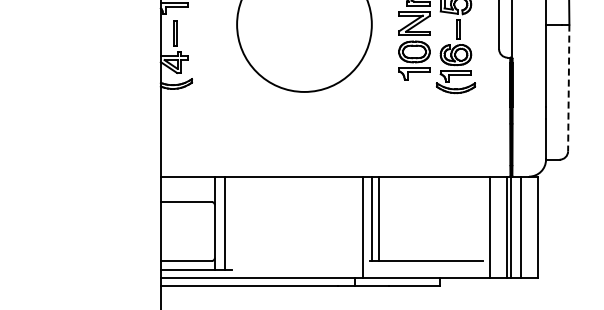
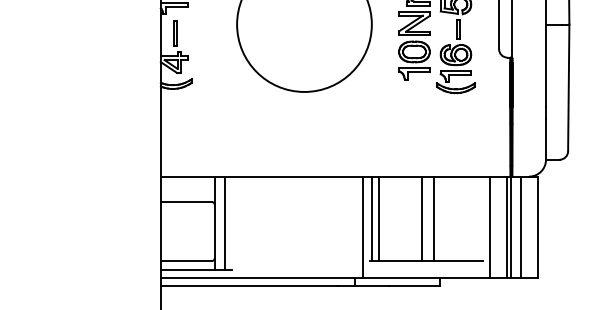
line: dashed -> solid (568, 88)
line: none -> present (421, 218)
line: none -> present (433, 218)
